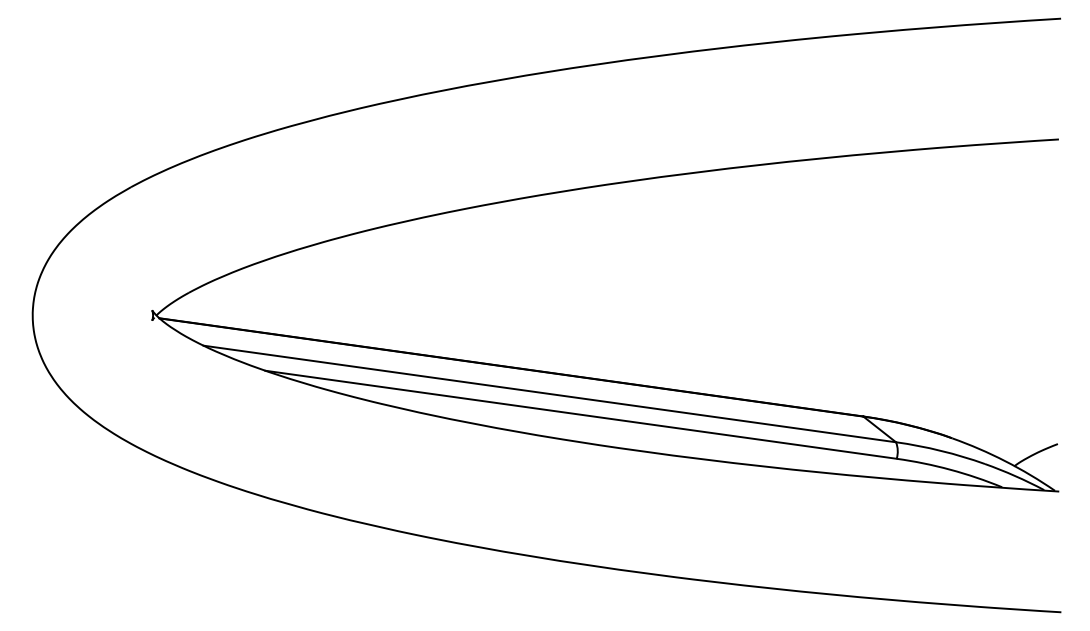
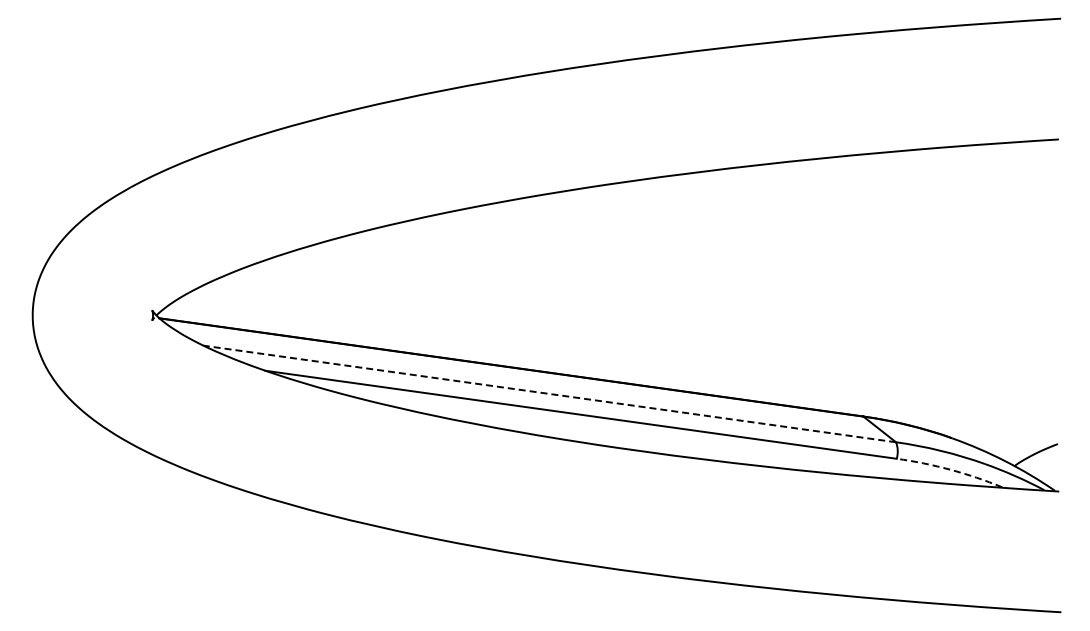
line: solid -> dashed (549, 393)
arc: solid -> dashed (950, 469)
